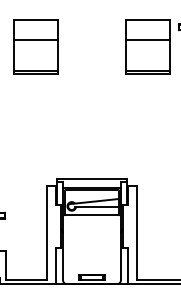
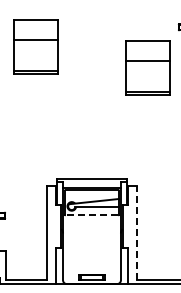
part position: (147, 46) -> (147, 67) (147, 67)
line: solid -> dashed (91, 215)
line: solid -> dashed (137, 232)
